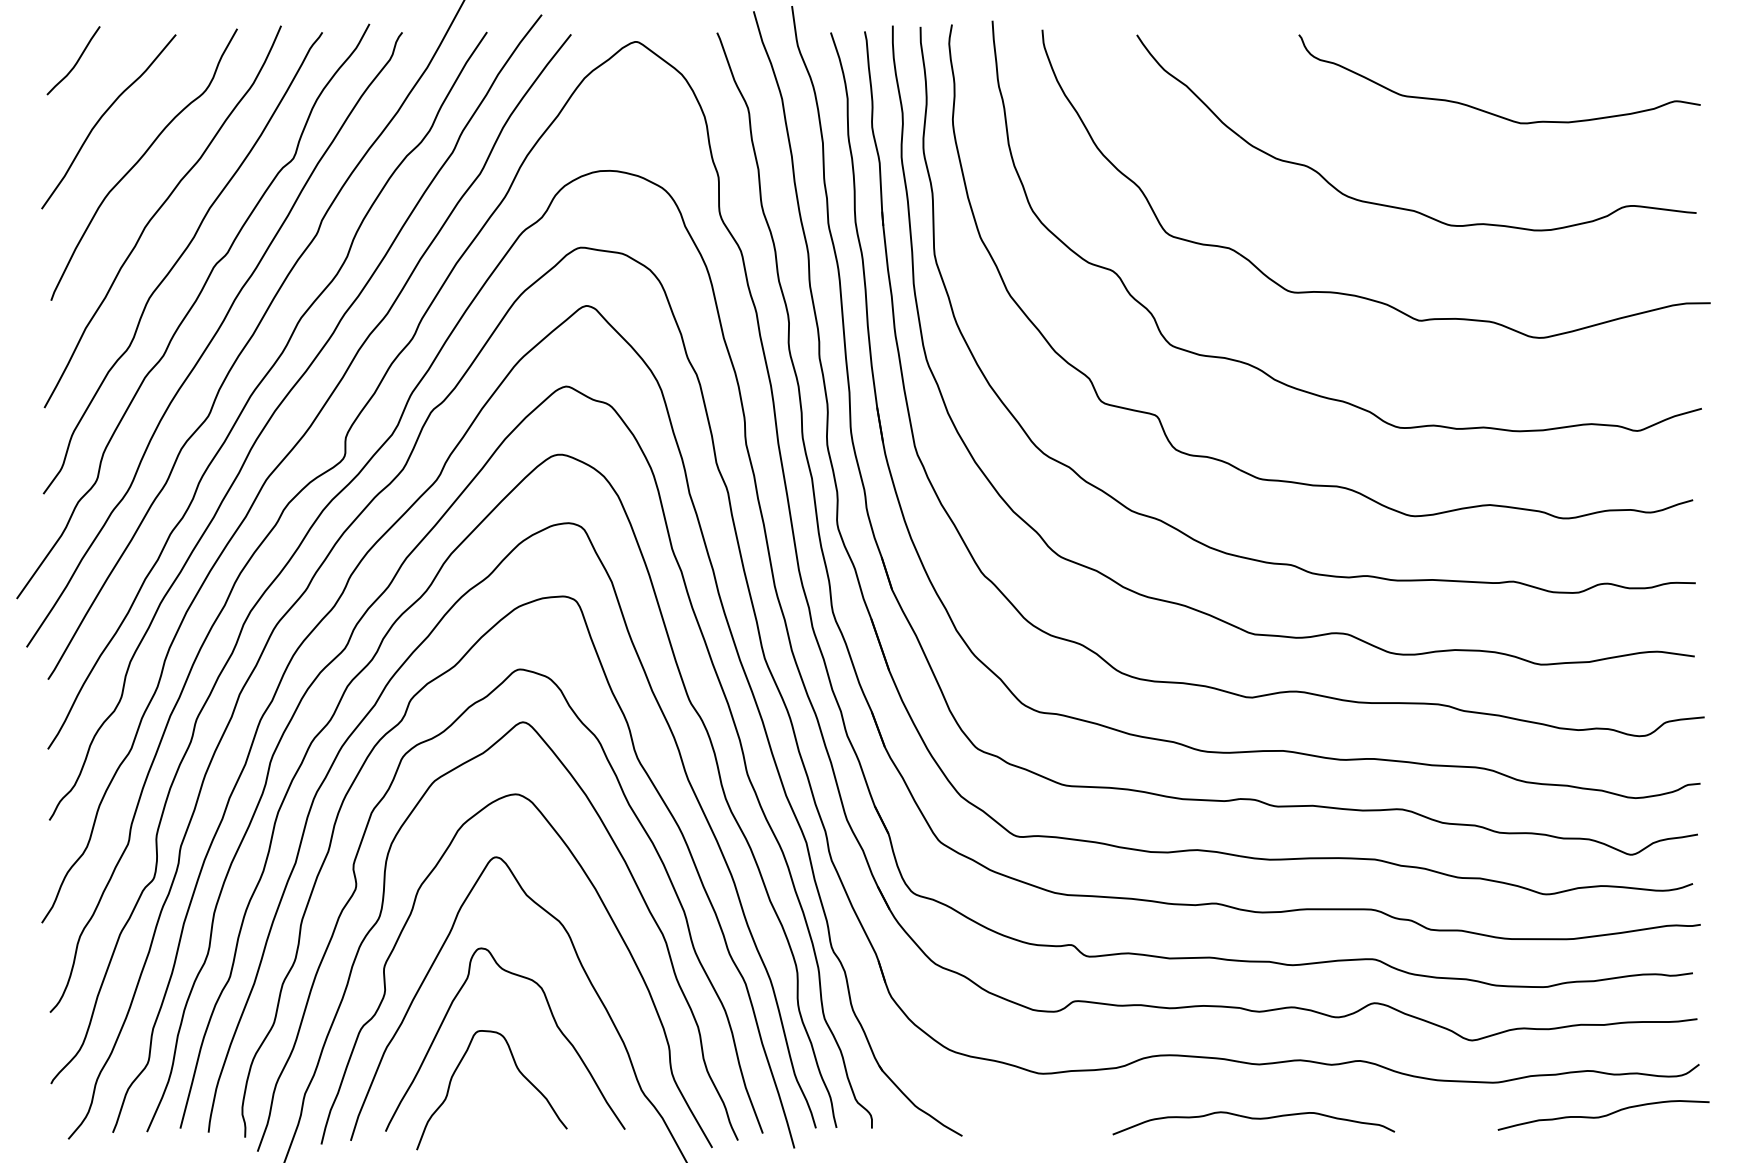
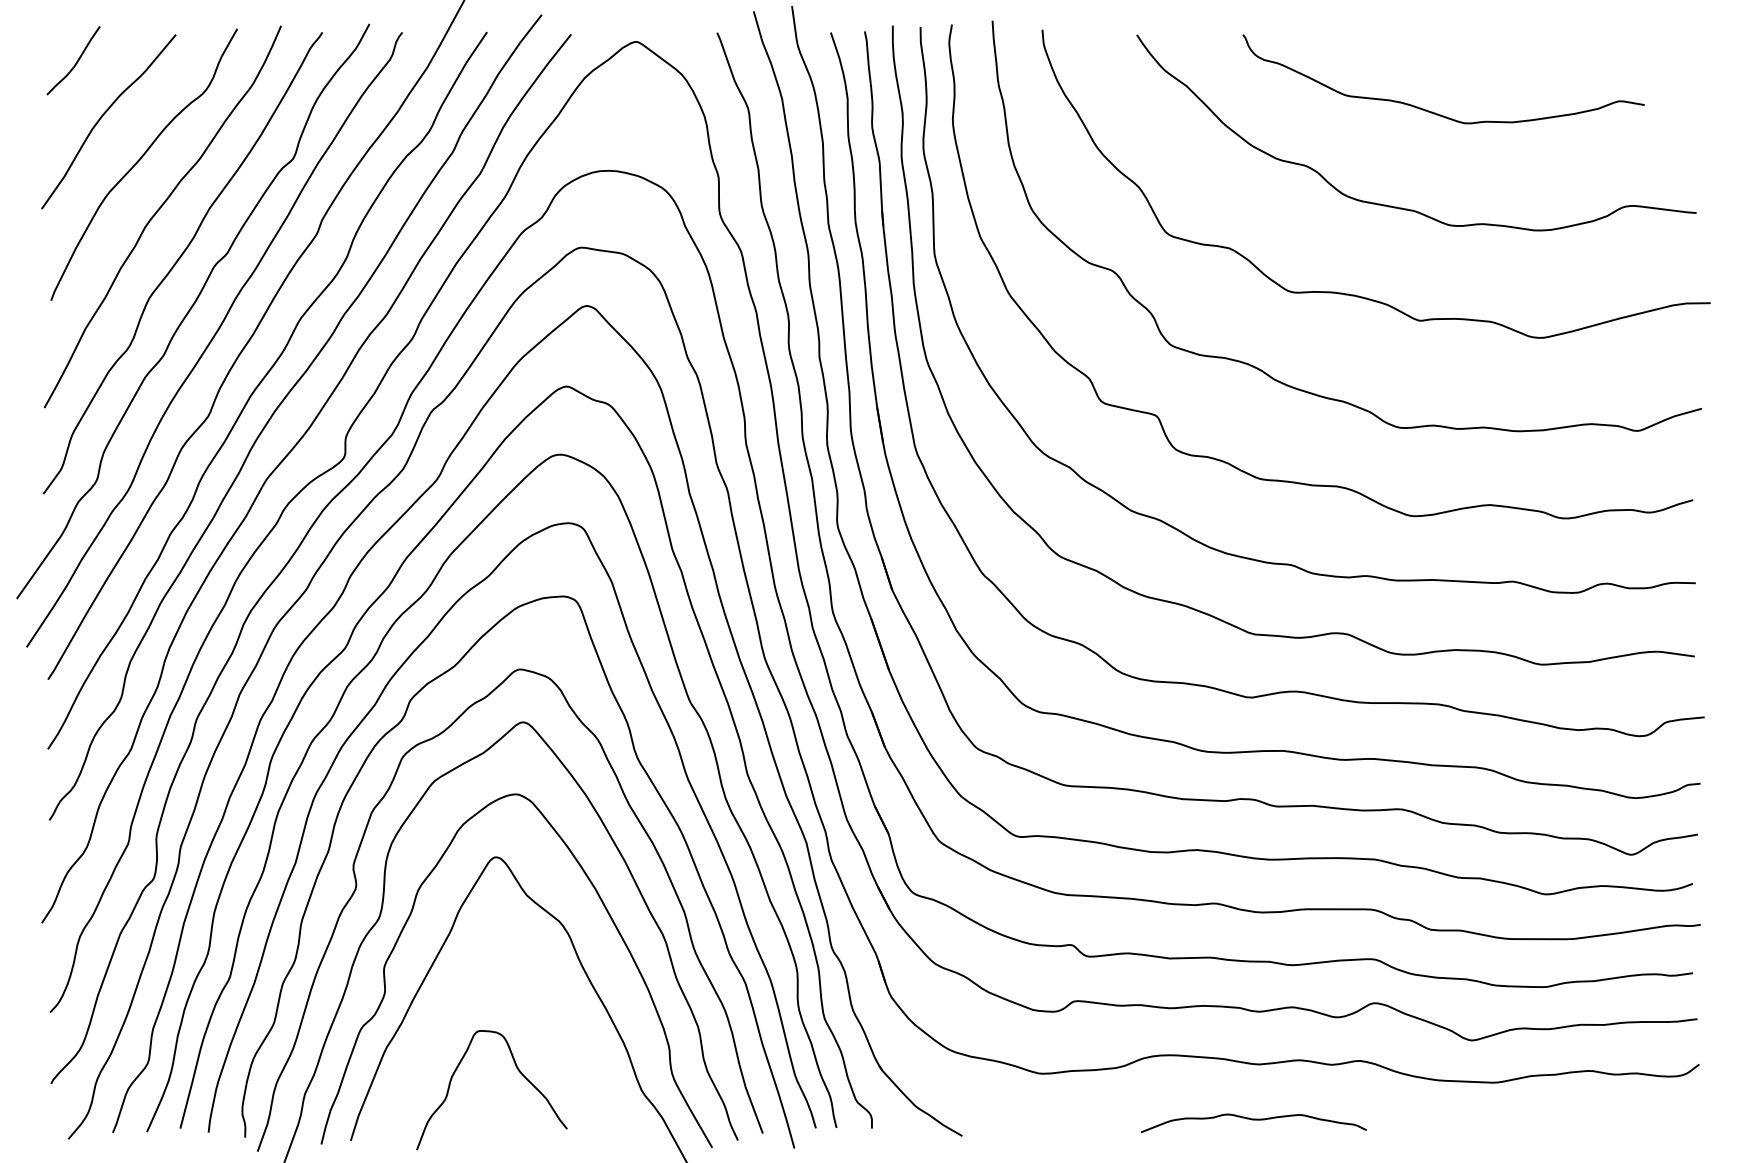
curve position: (1488, 111) -> (1432, 111) (1432, 111)
curve: present -> none (553, 1020)
curve: present -> none (1603, 1115)
part size: 284x25 px -> 227x21 px (1253, 1123)
